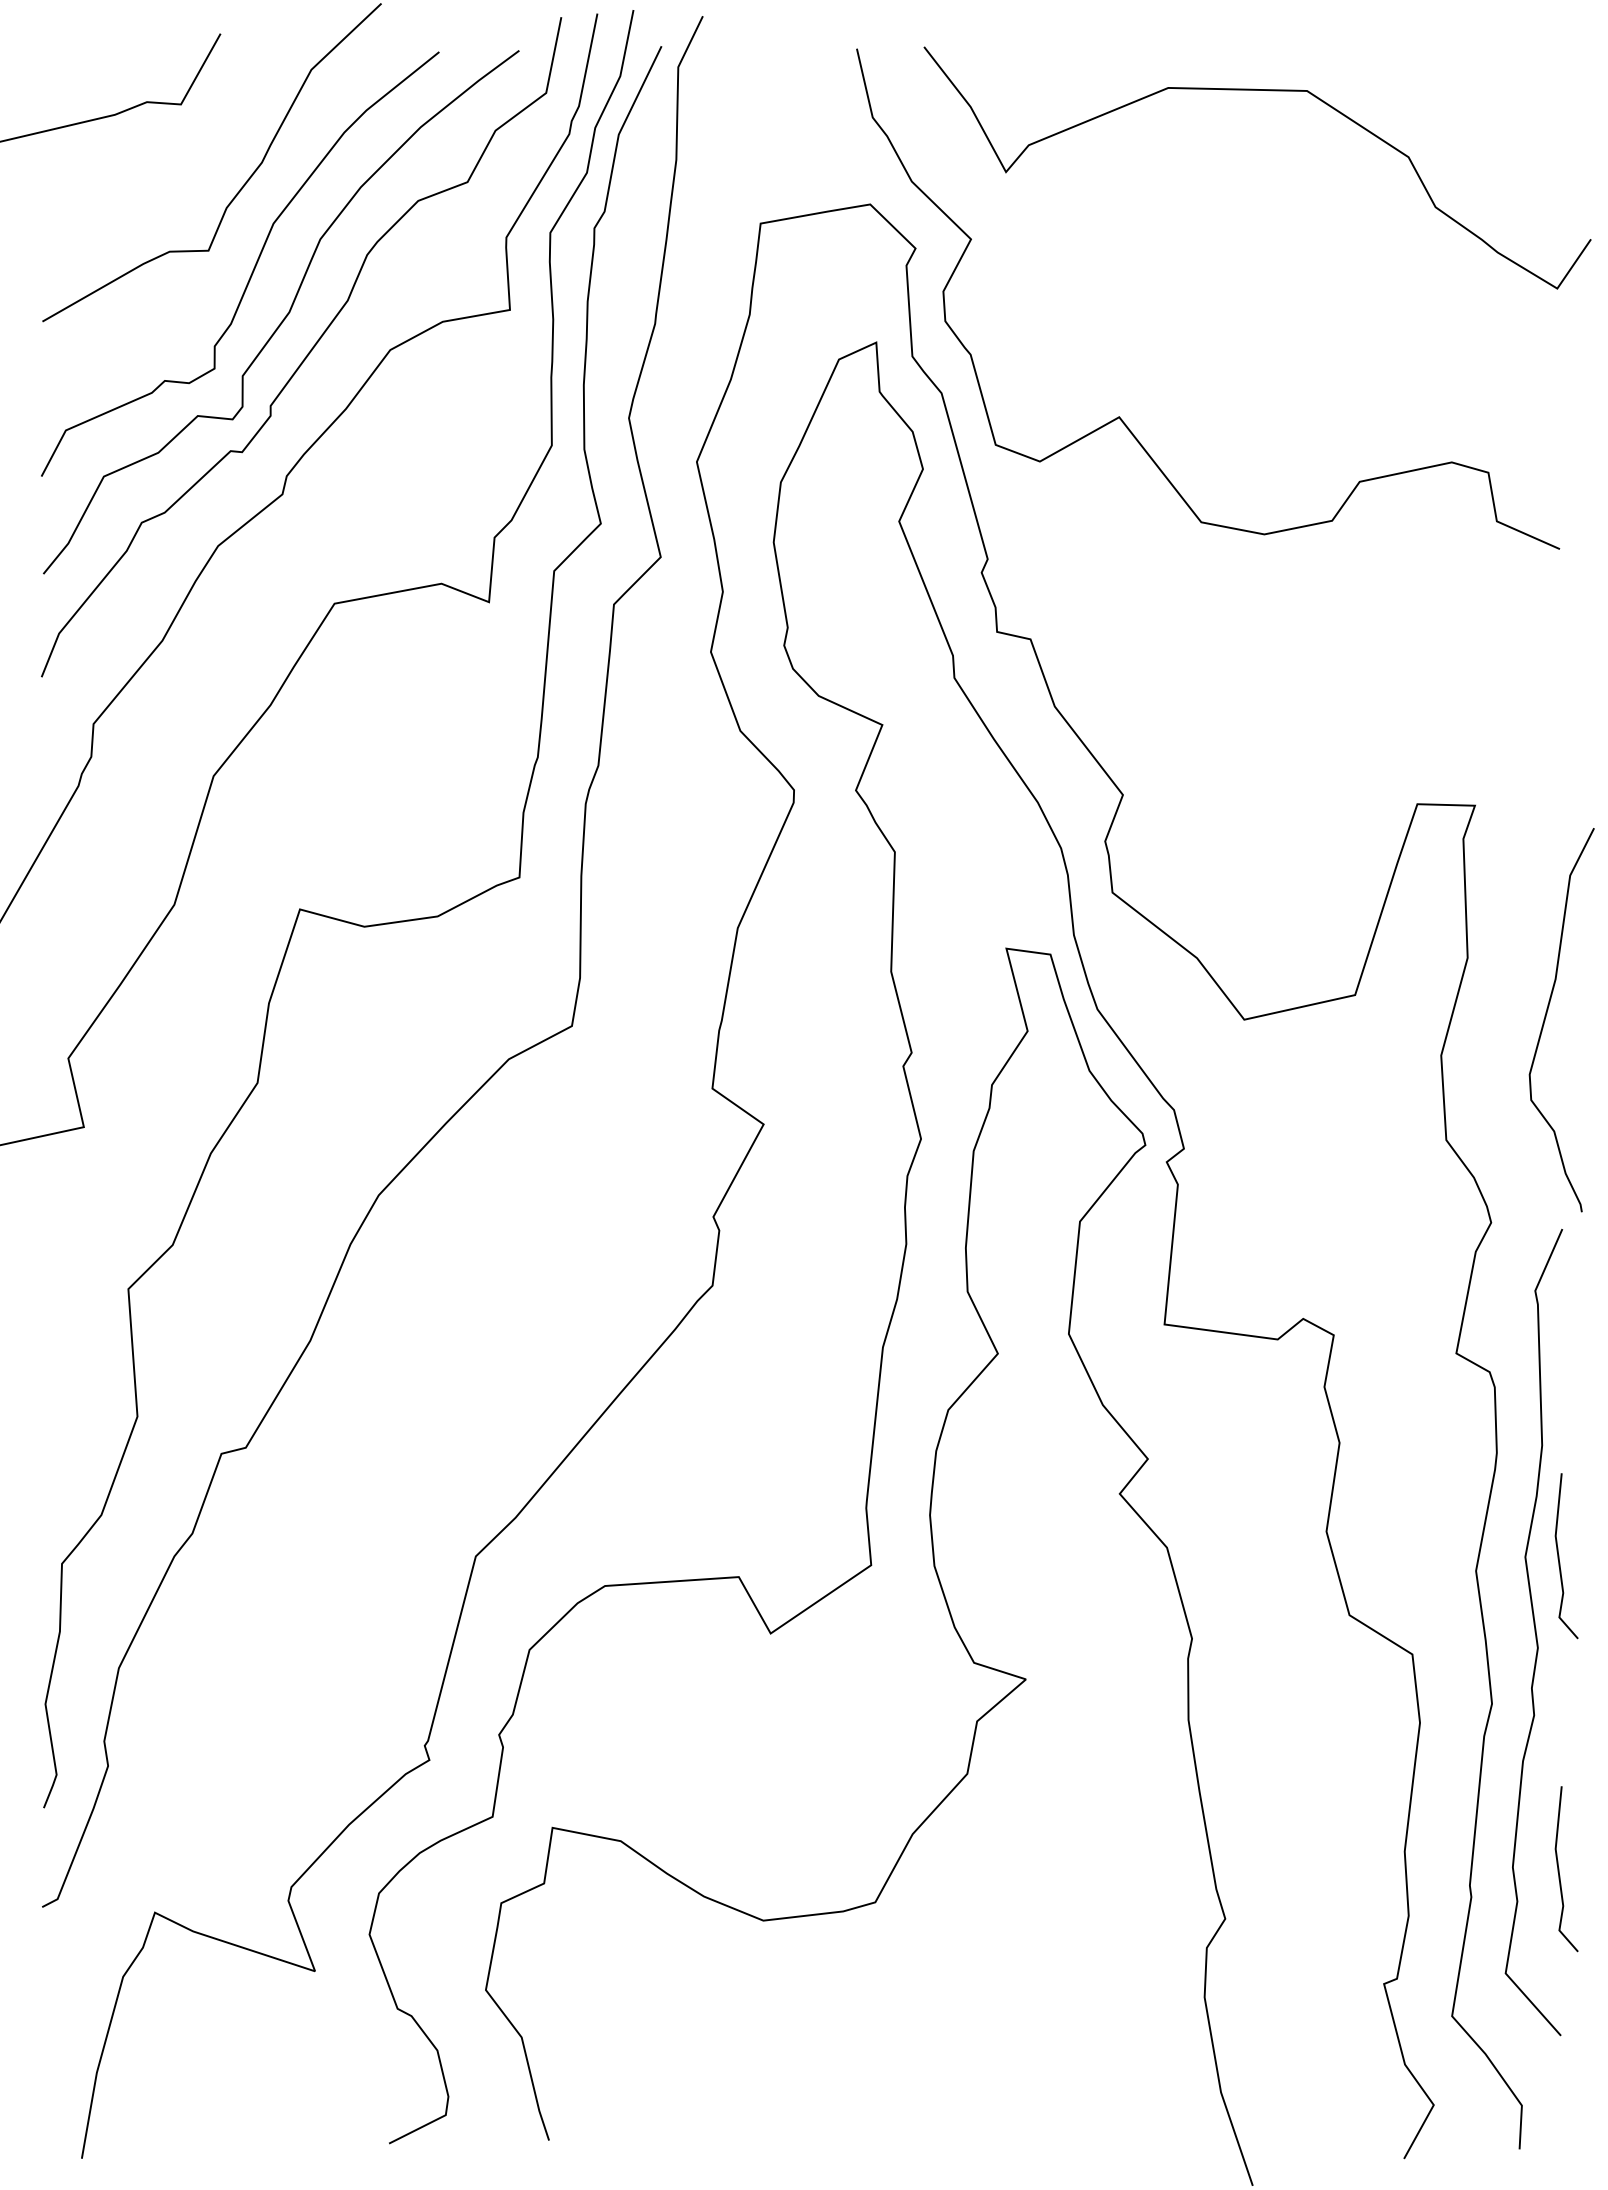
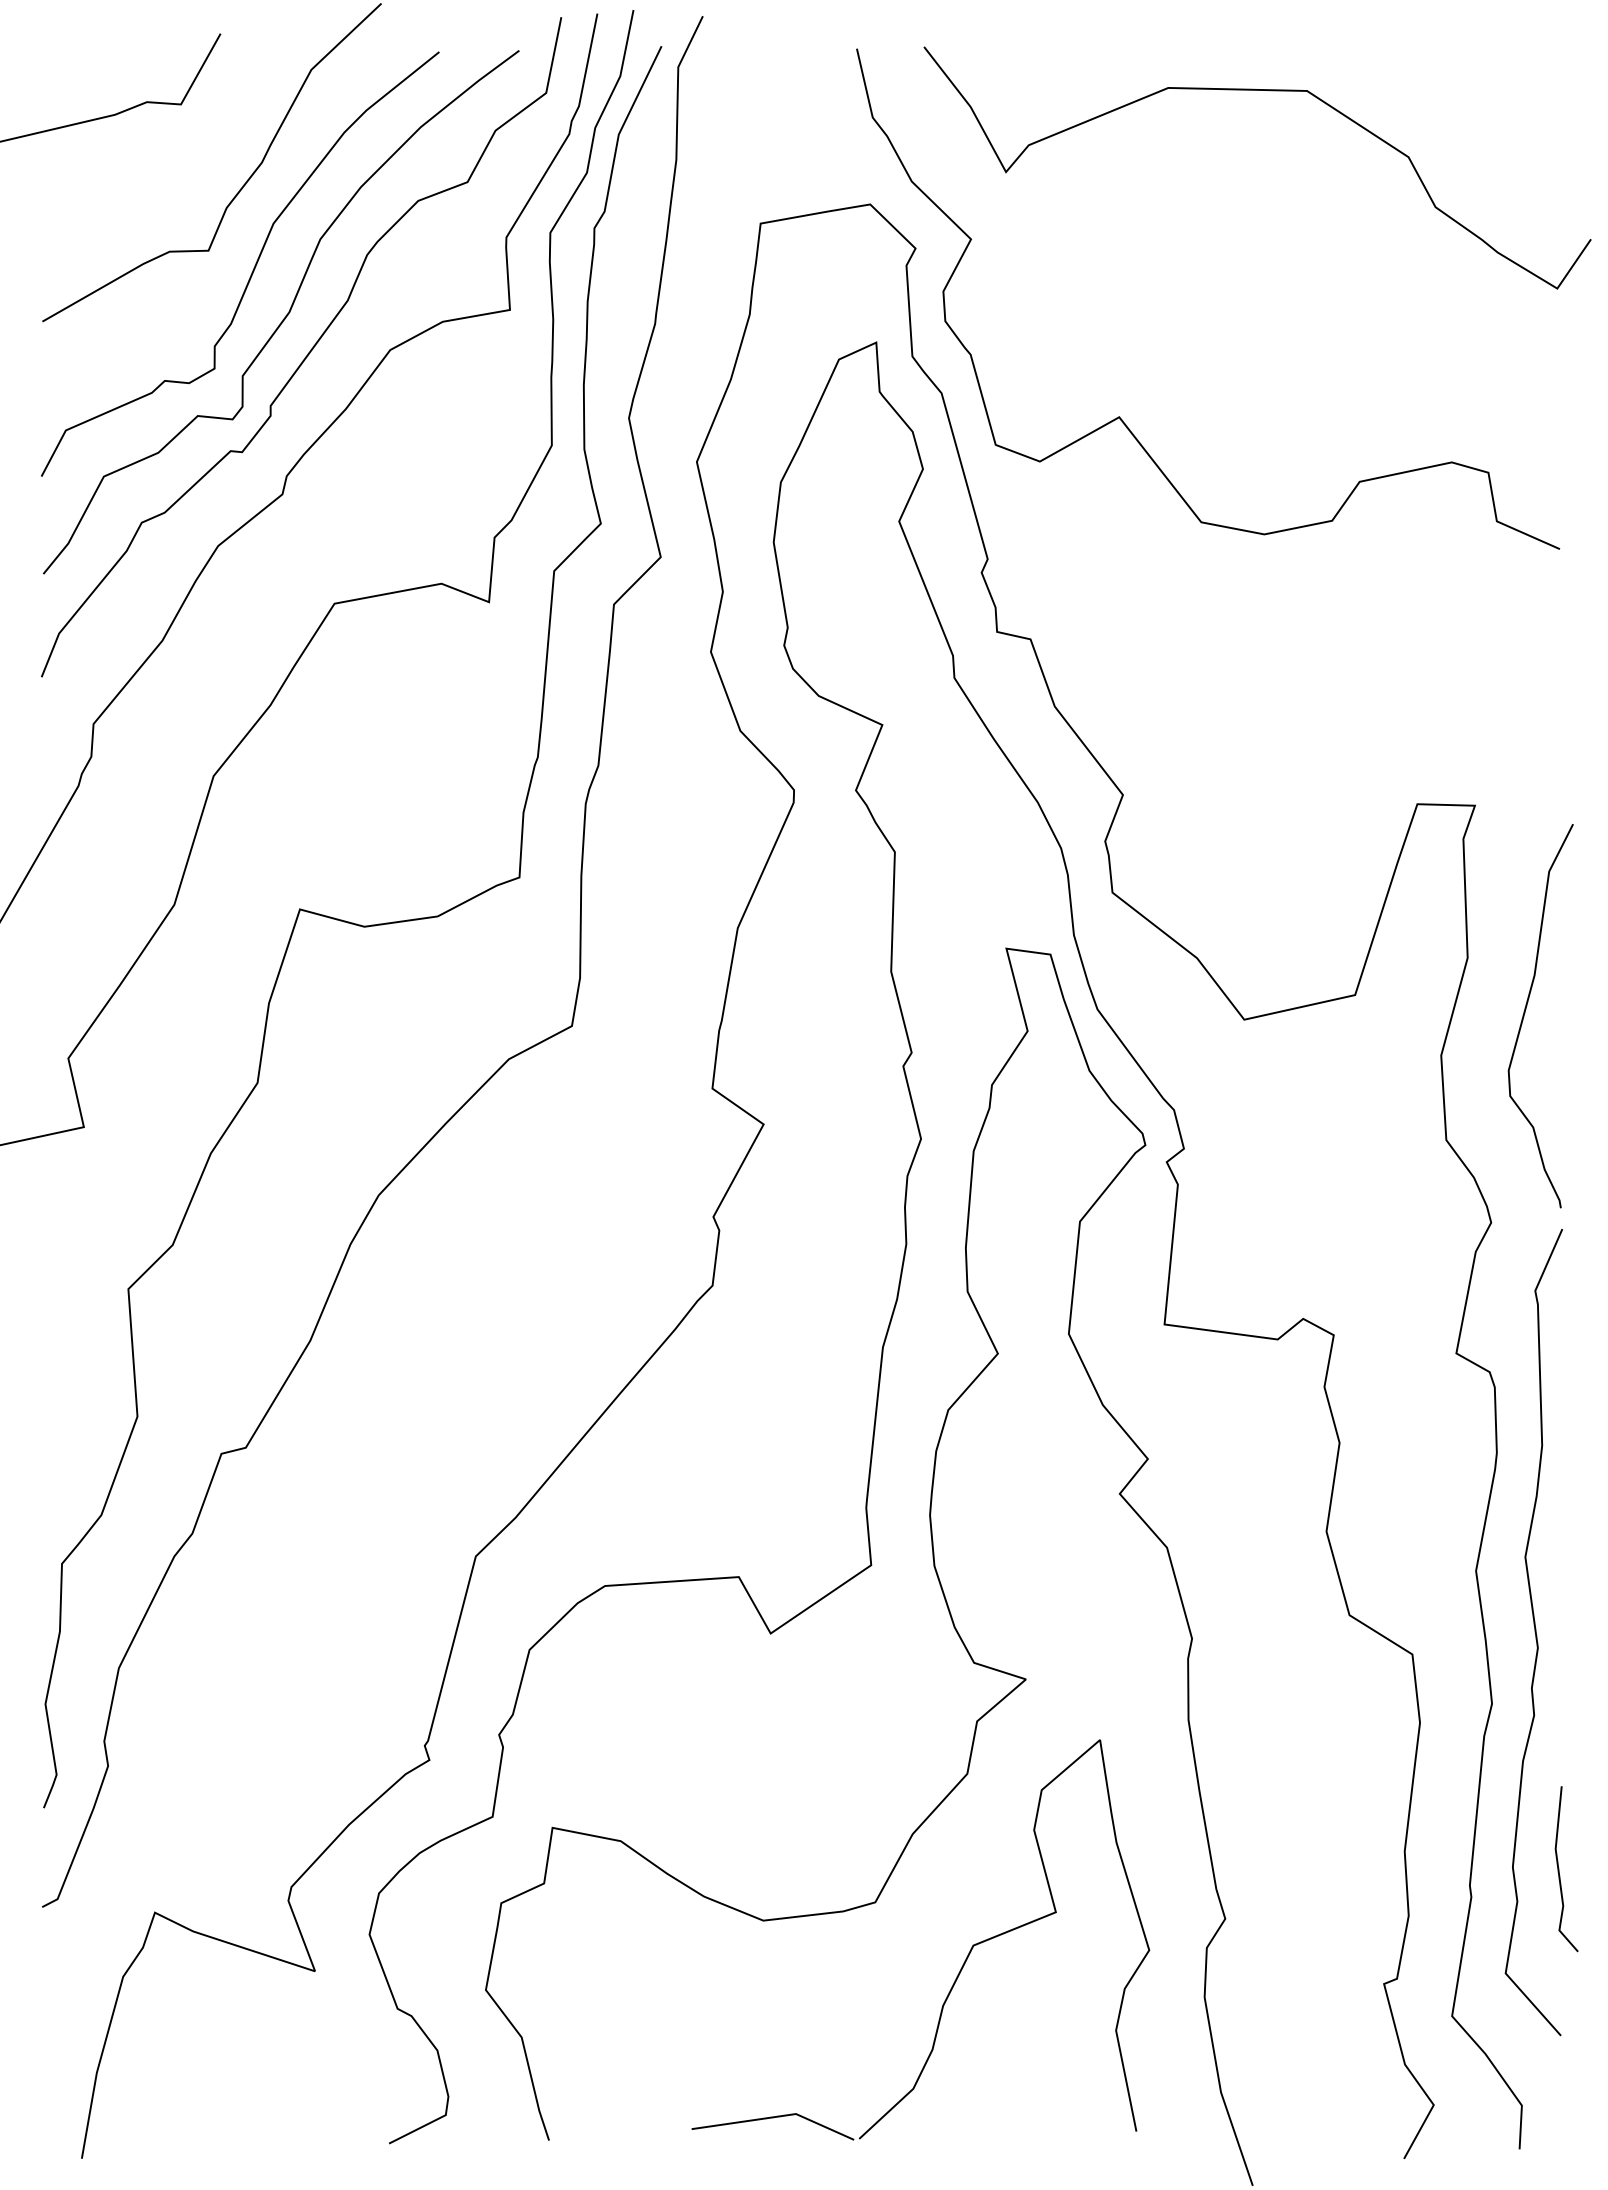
curve position: (1546, 1017) -> (1525, 1013) (1525, 1013)
line: present -> none (1559, 1556)
part: none -> present (964, 1960)
